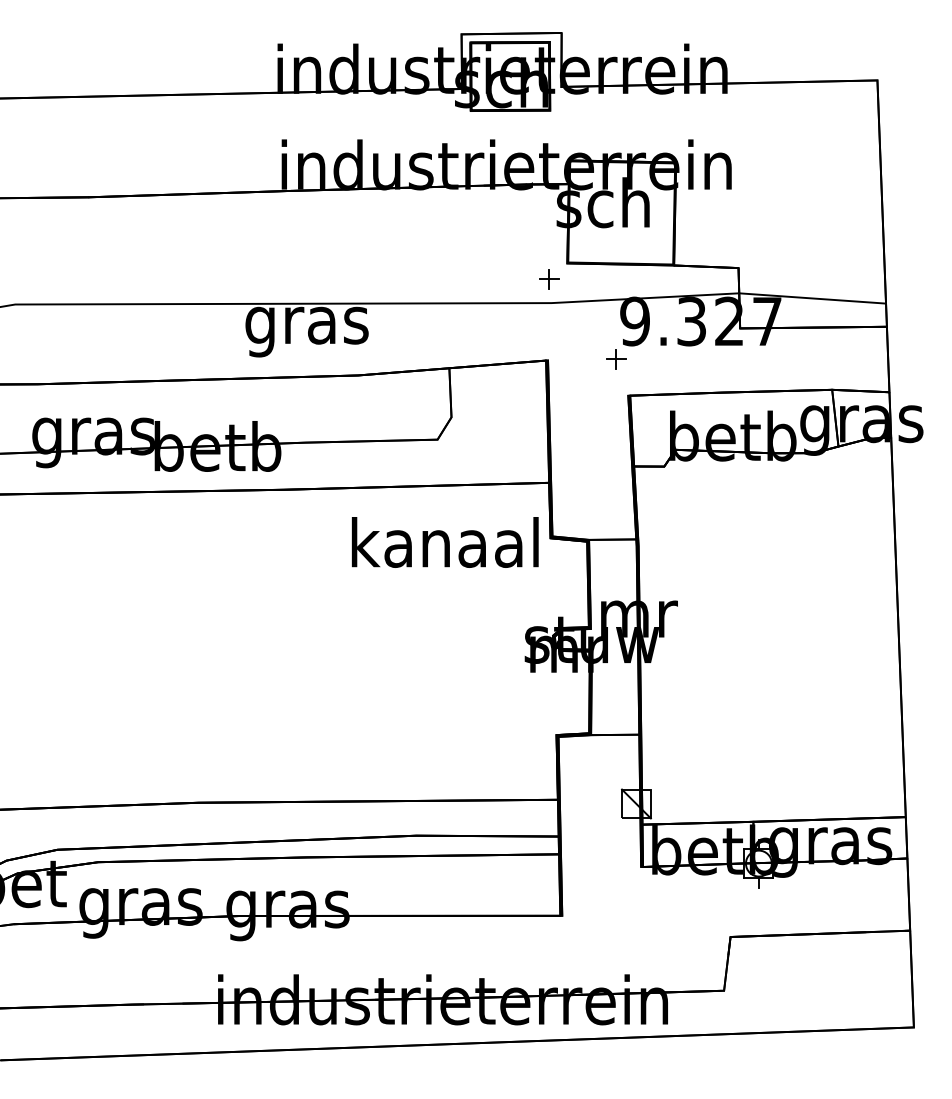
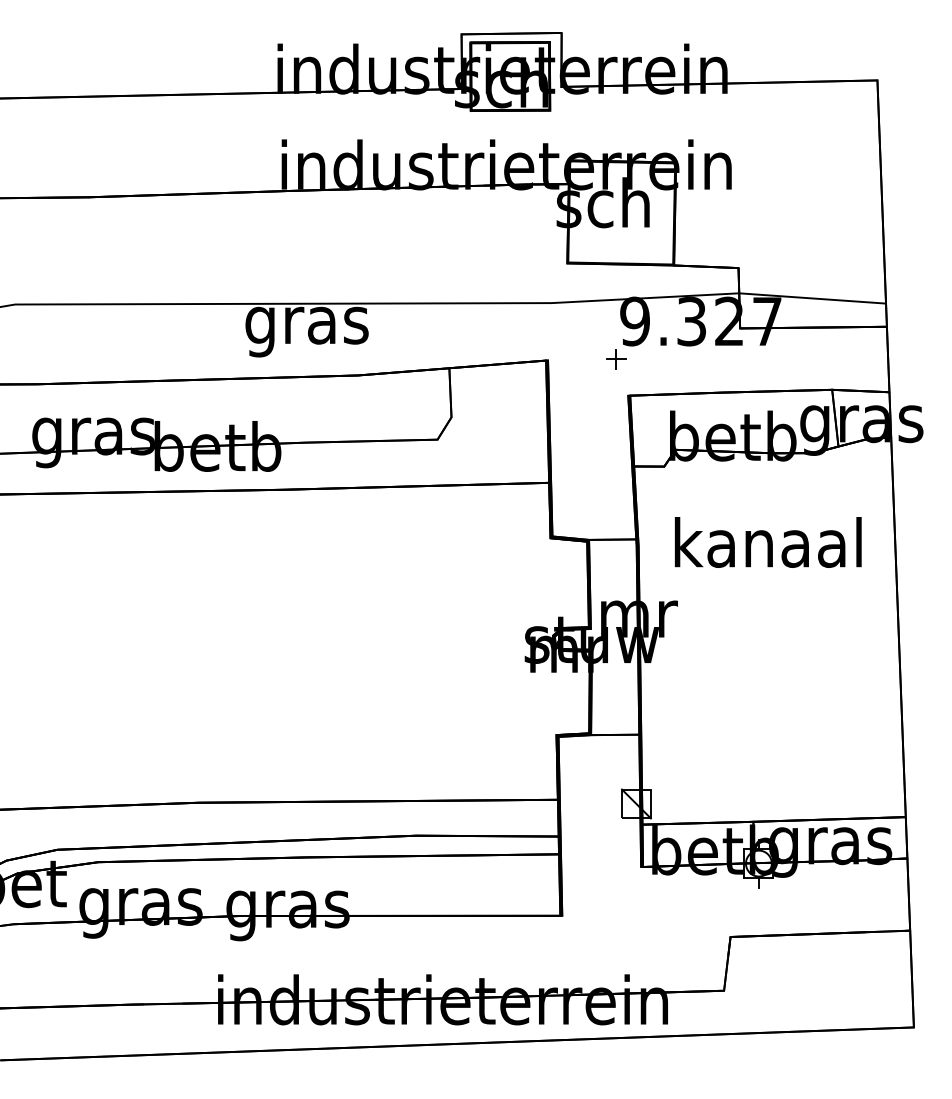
part: present -> none (549, 279)
text position: (445, 542) -> (768, 542) (768, 542)
